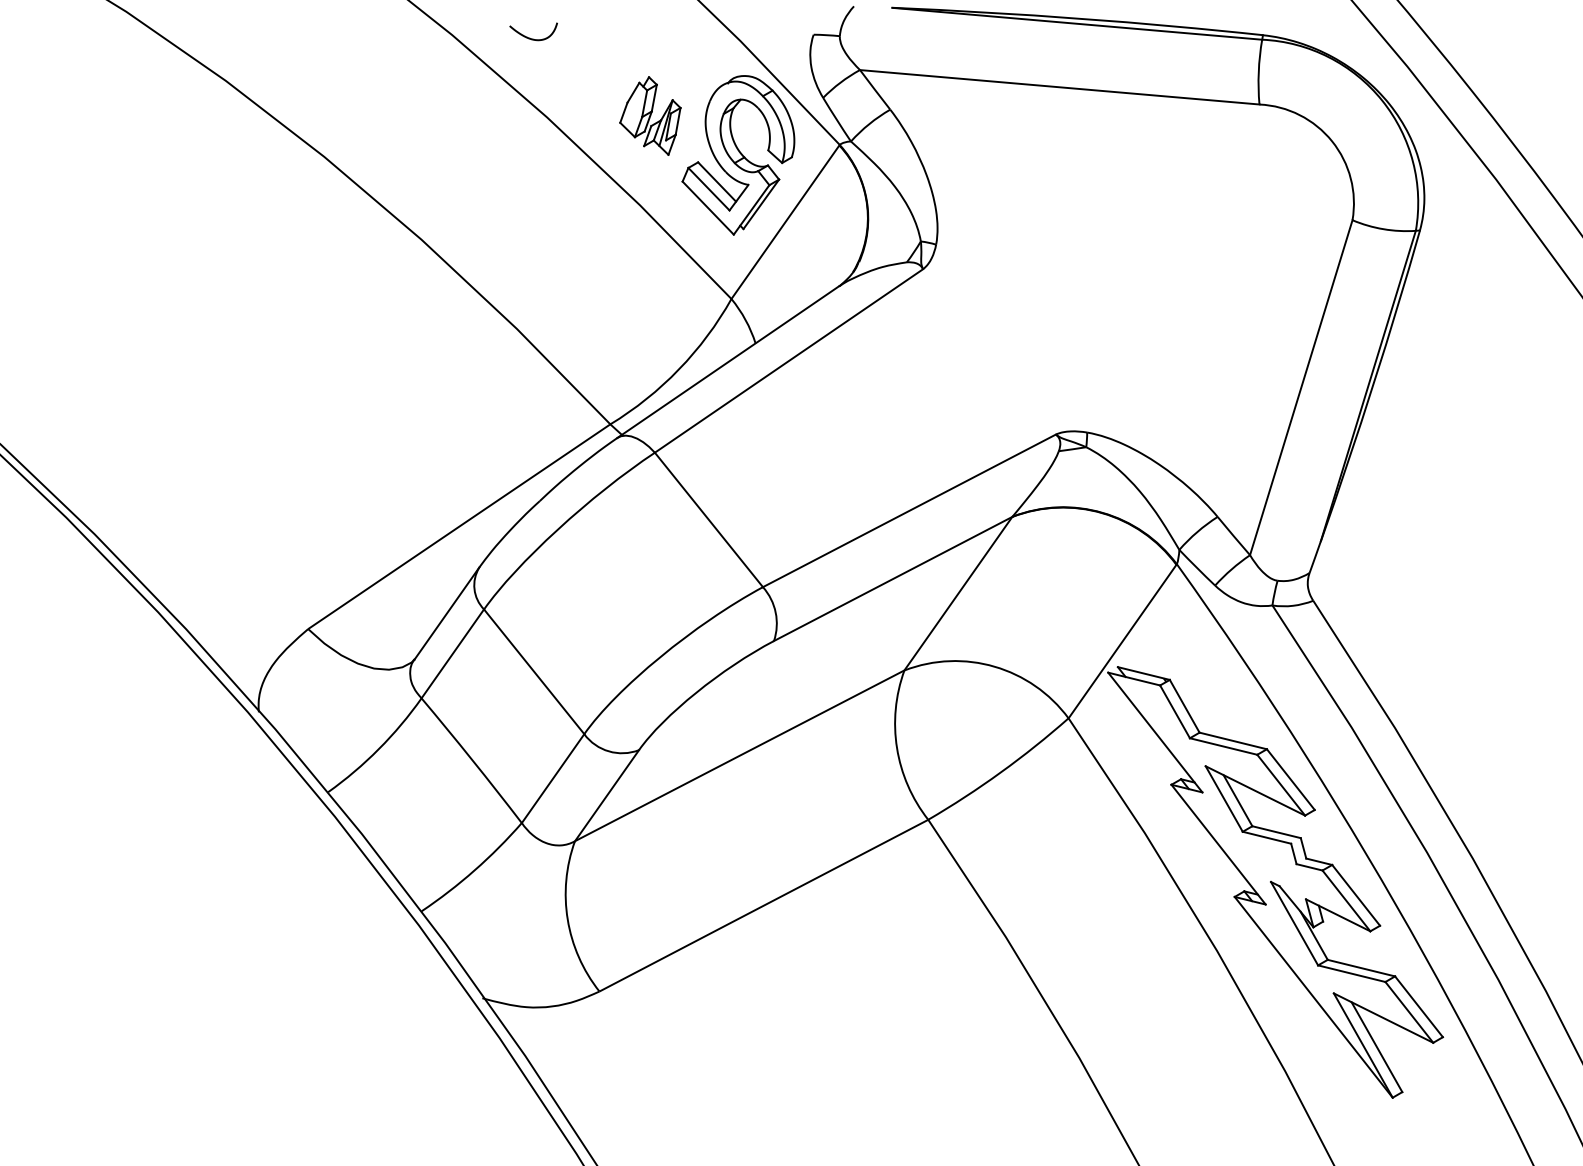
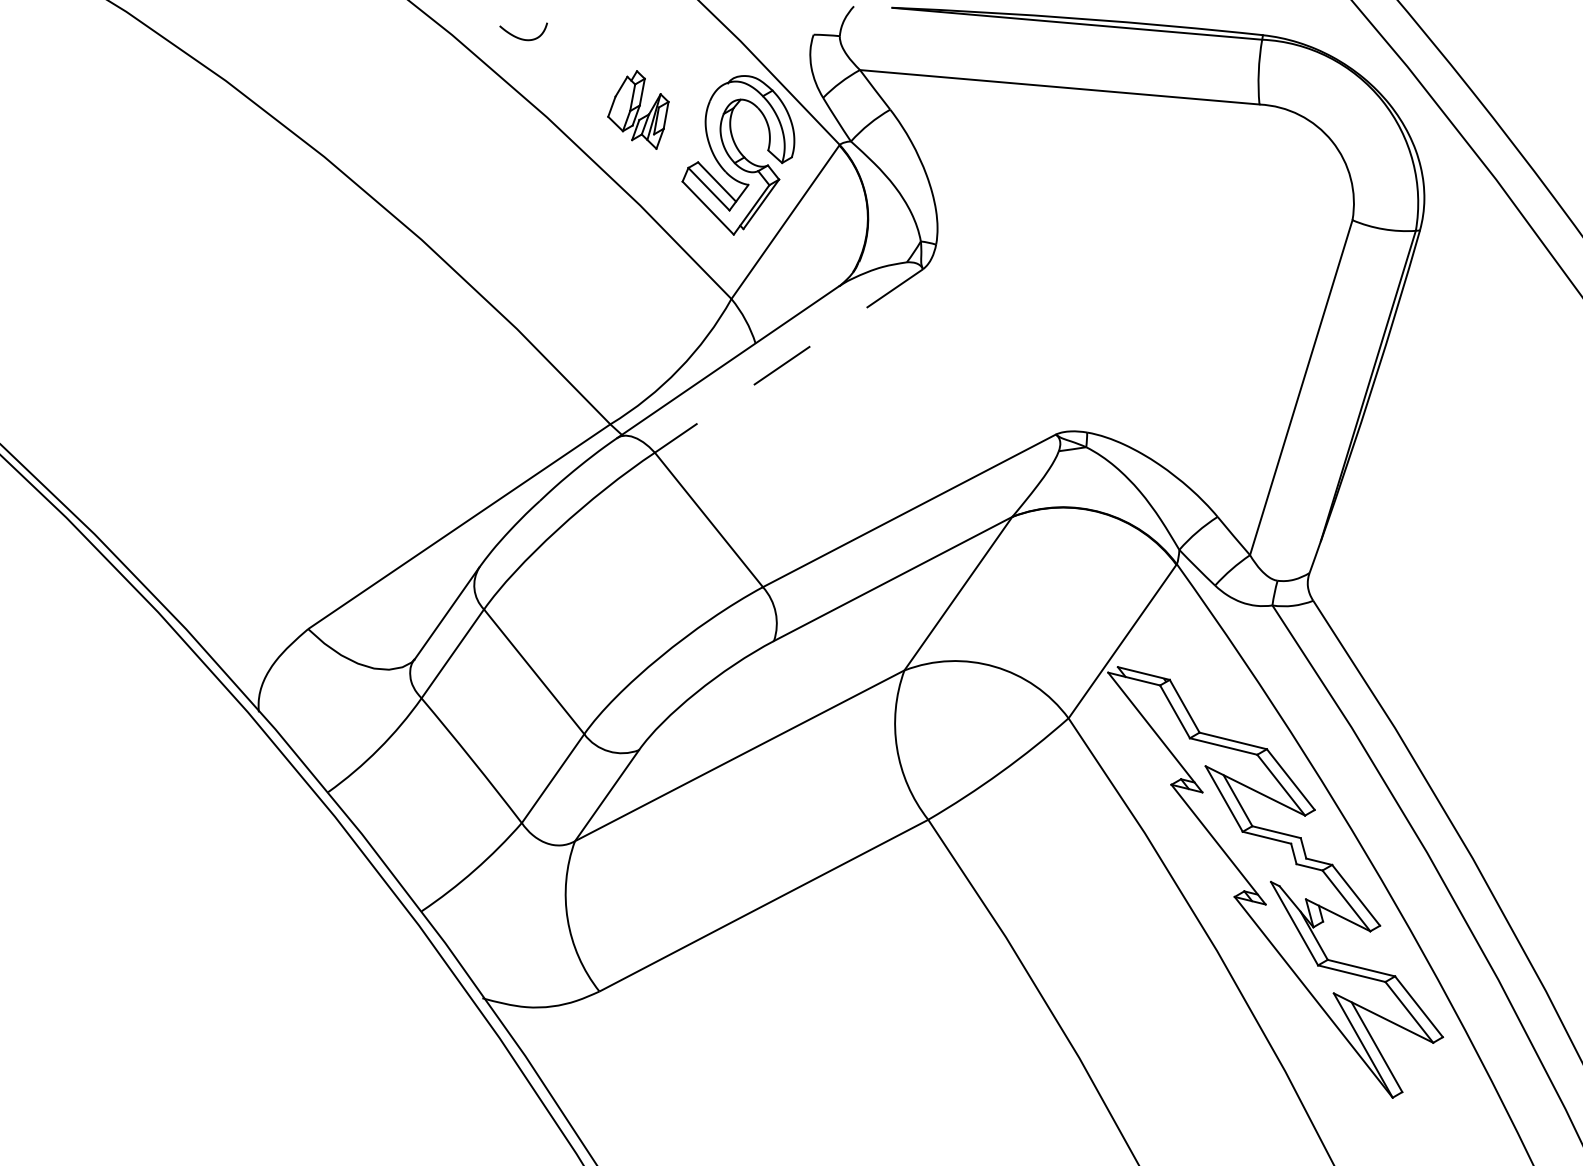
curve position: (533, 38) -> (523, 38) (523, 38)
part position: (650, 115) -> (638, 109) (638, 109)
line: solid -> dashed (788, 361)
